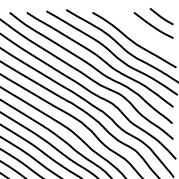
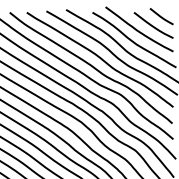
curve: none -> present (139, 30)
